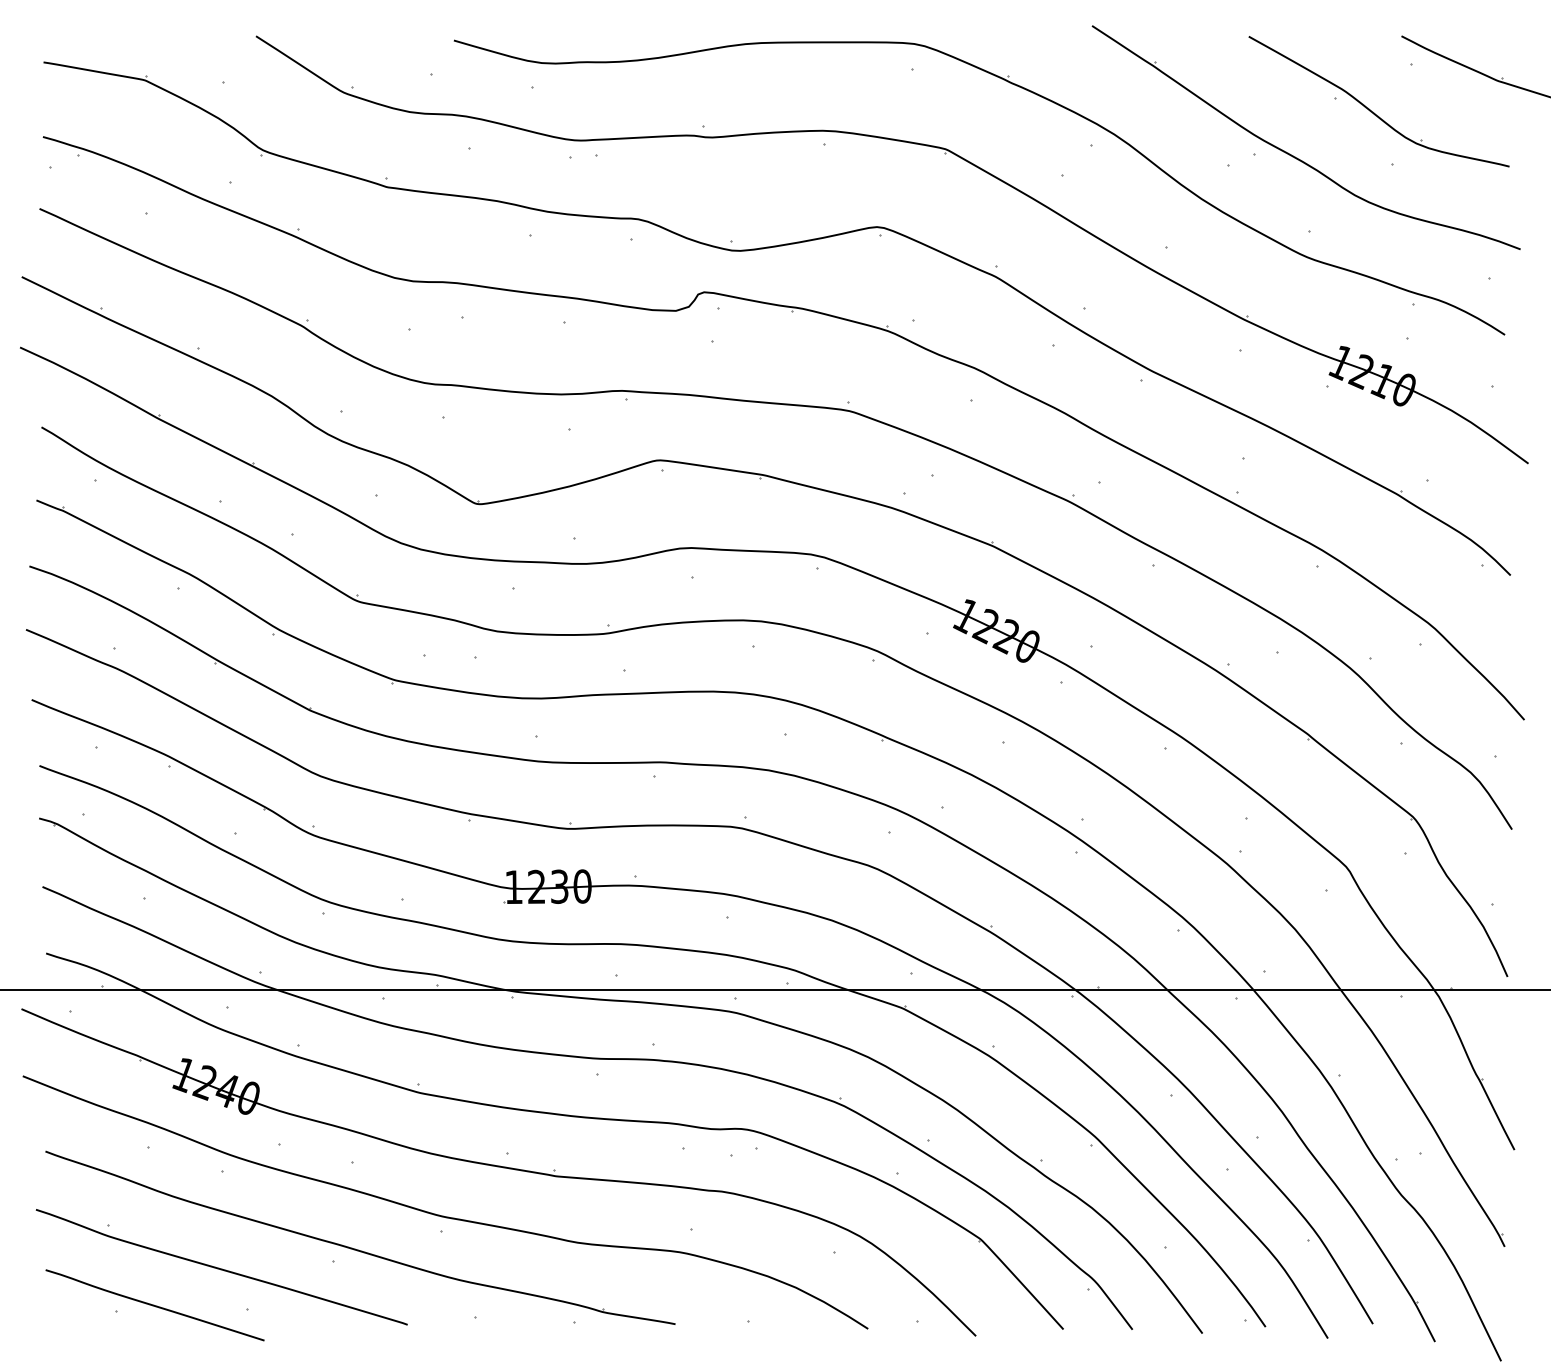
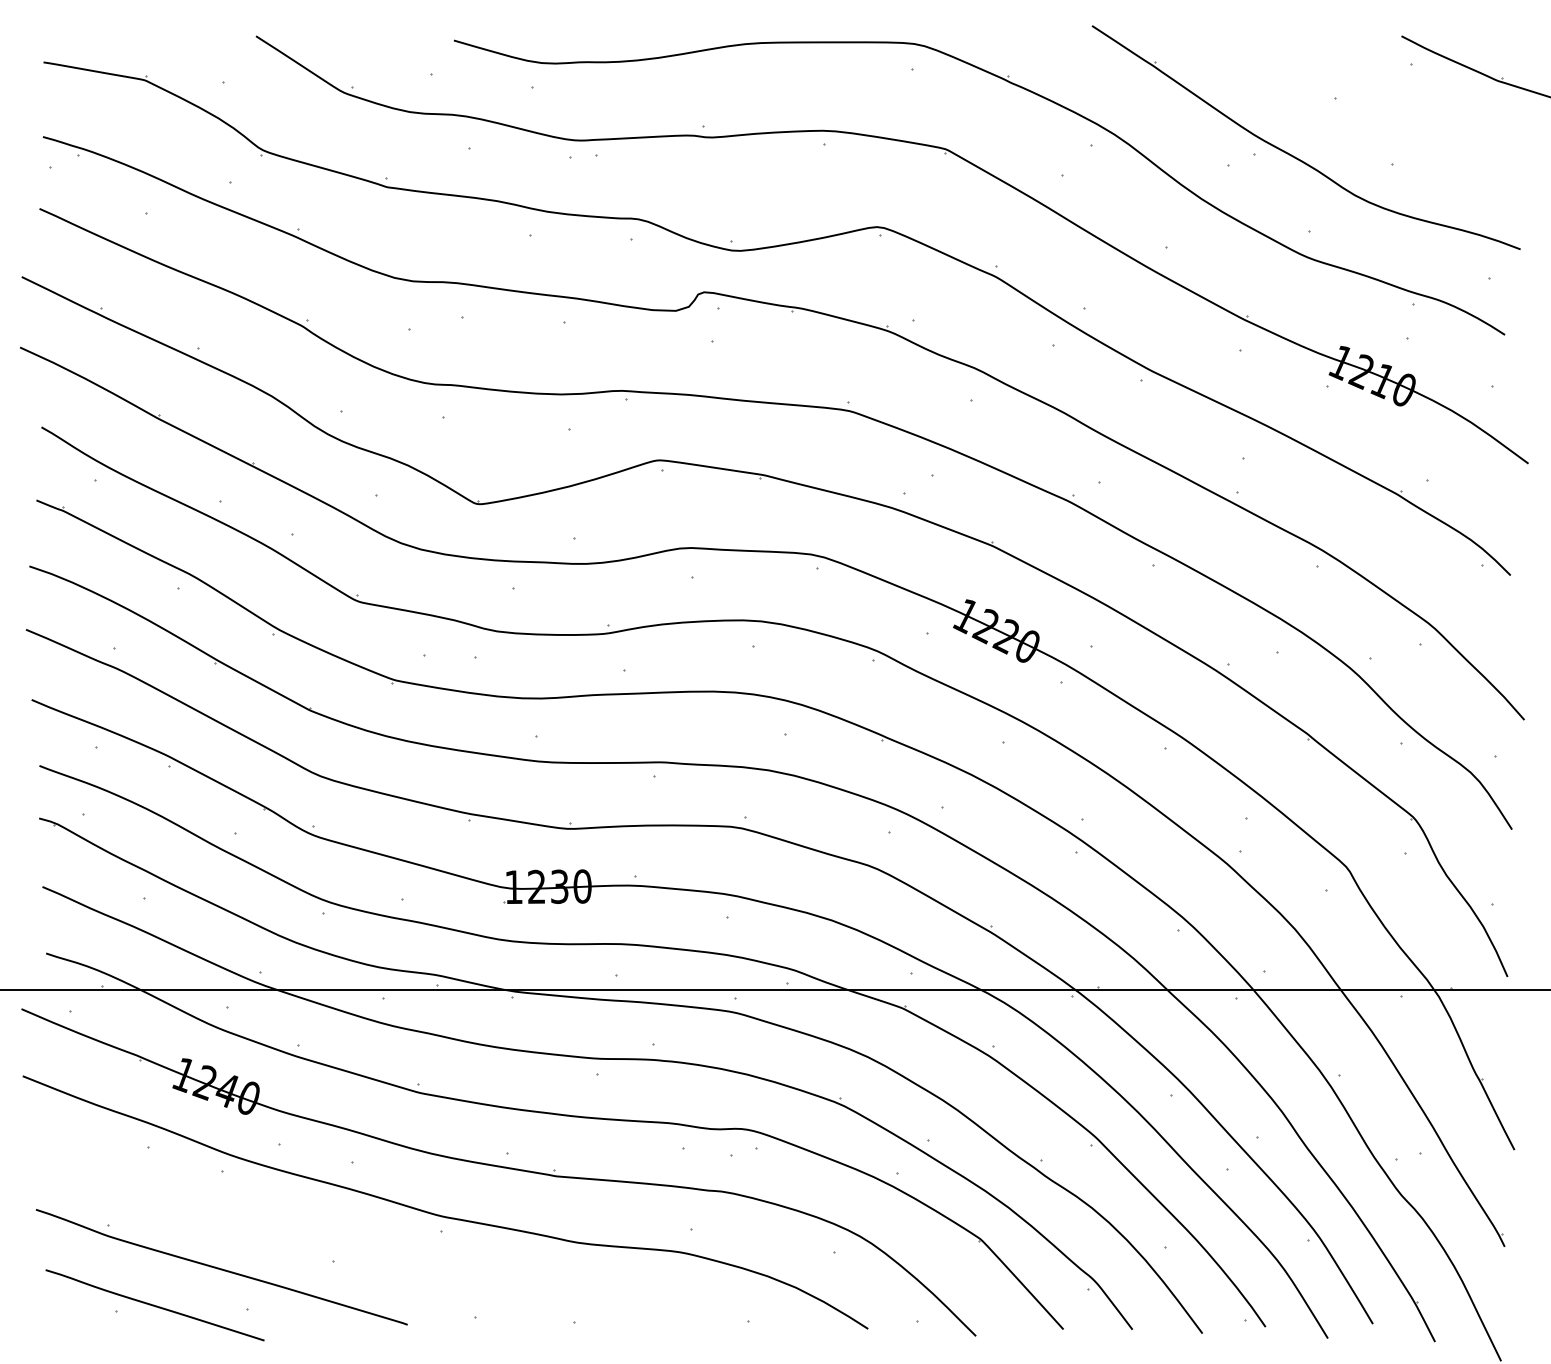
part: present -> none (1370, 109)
part: present -> none (355, 1248)
